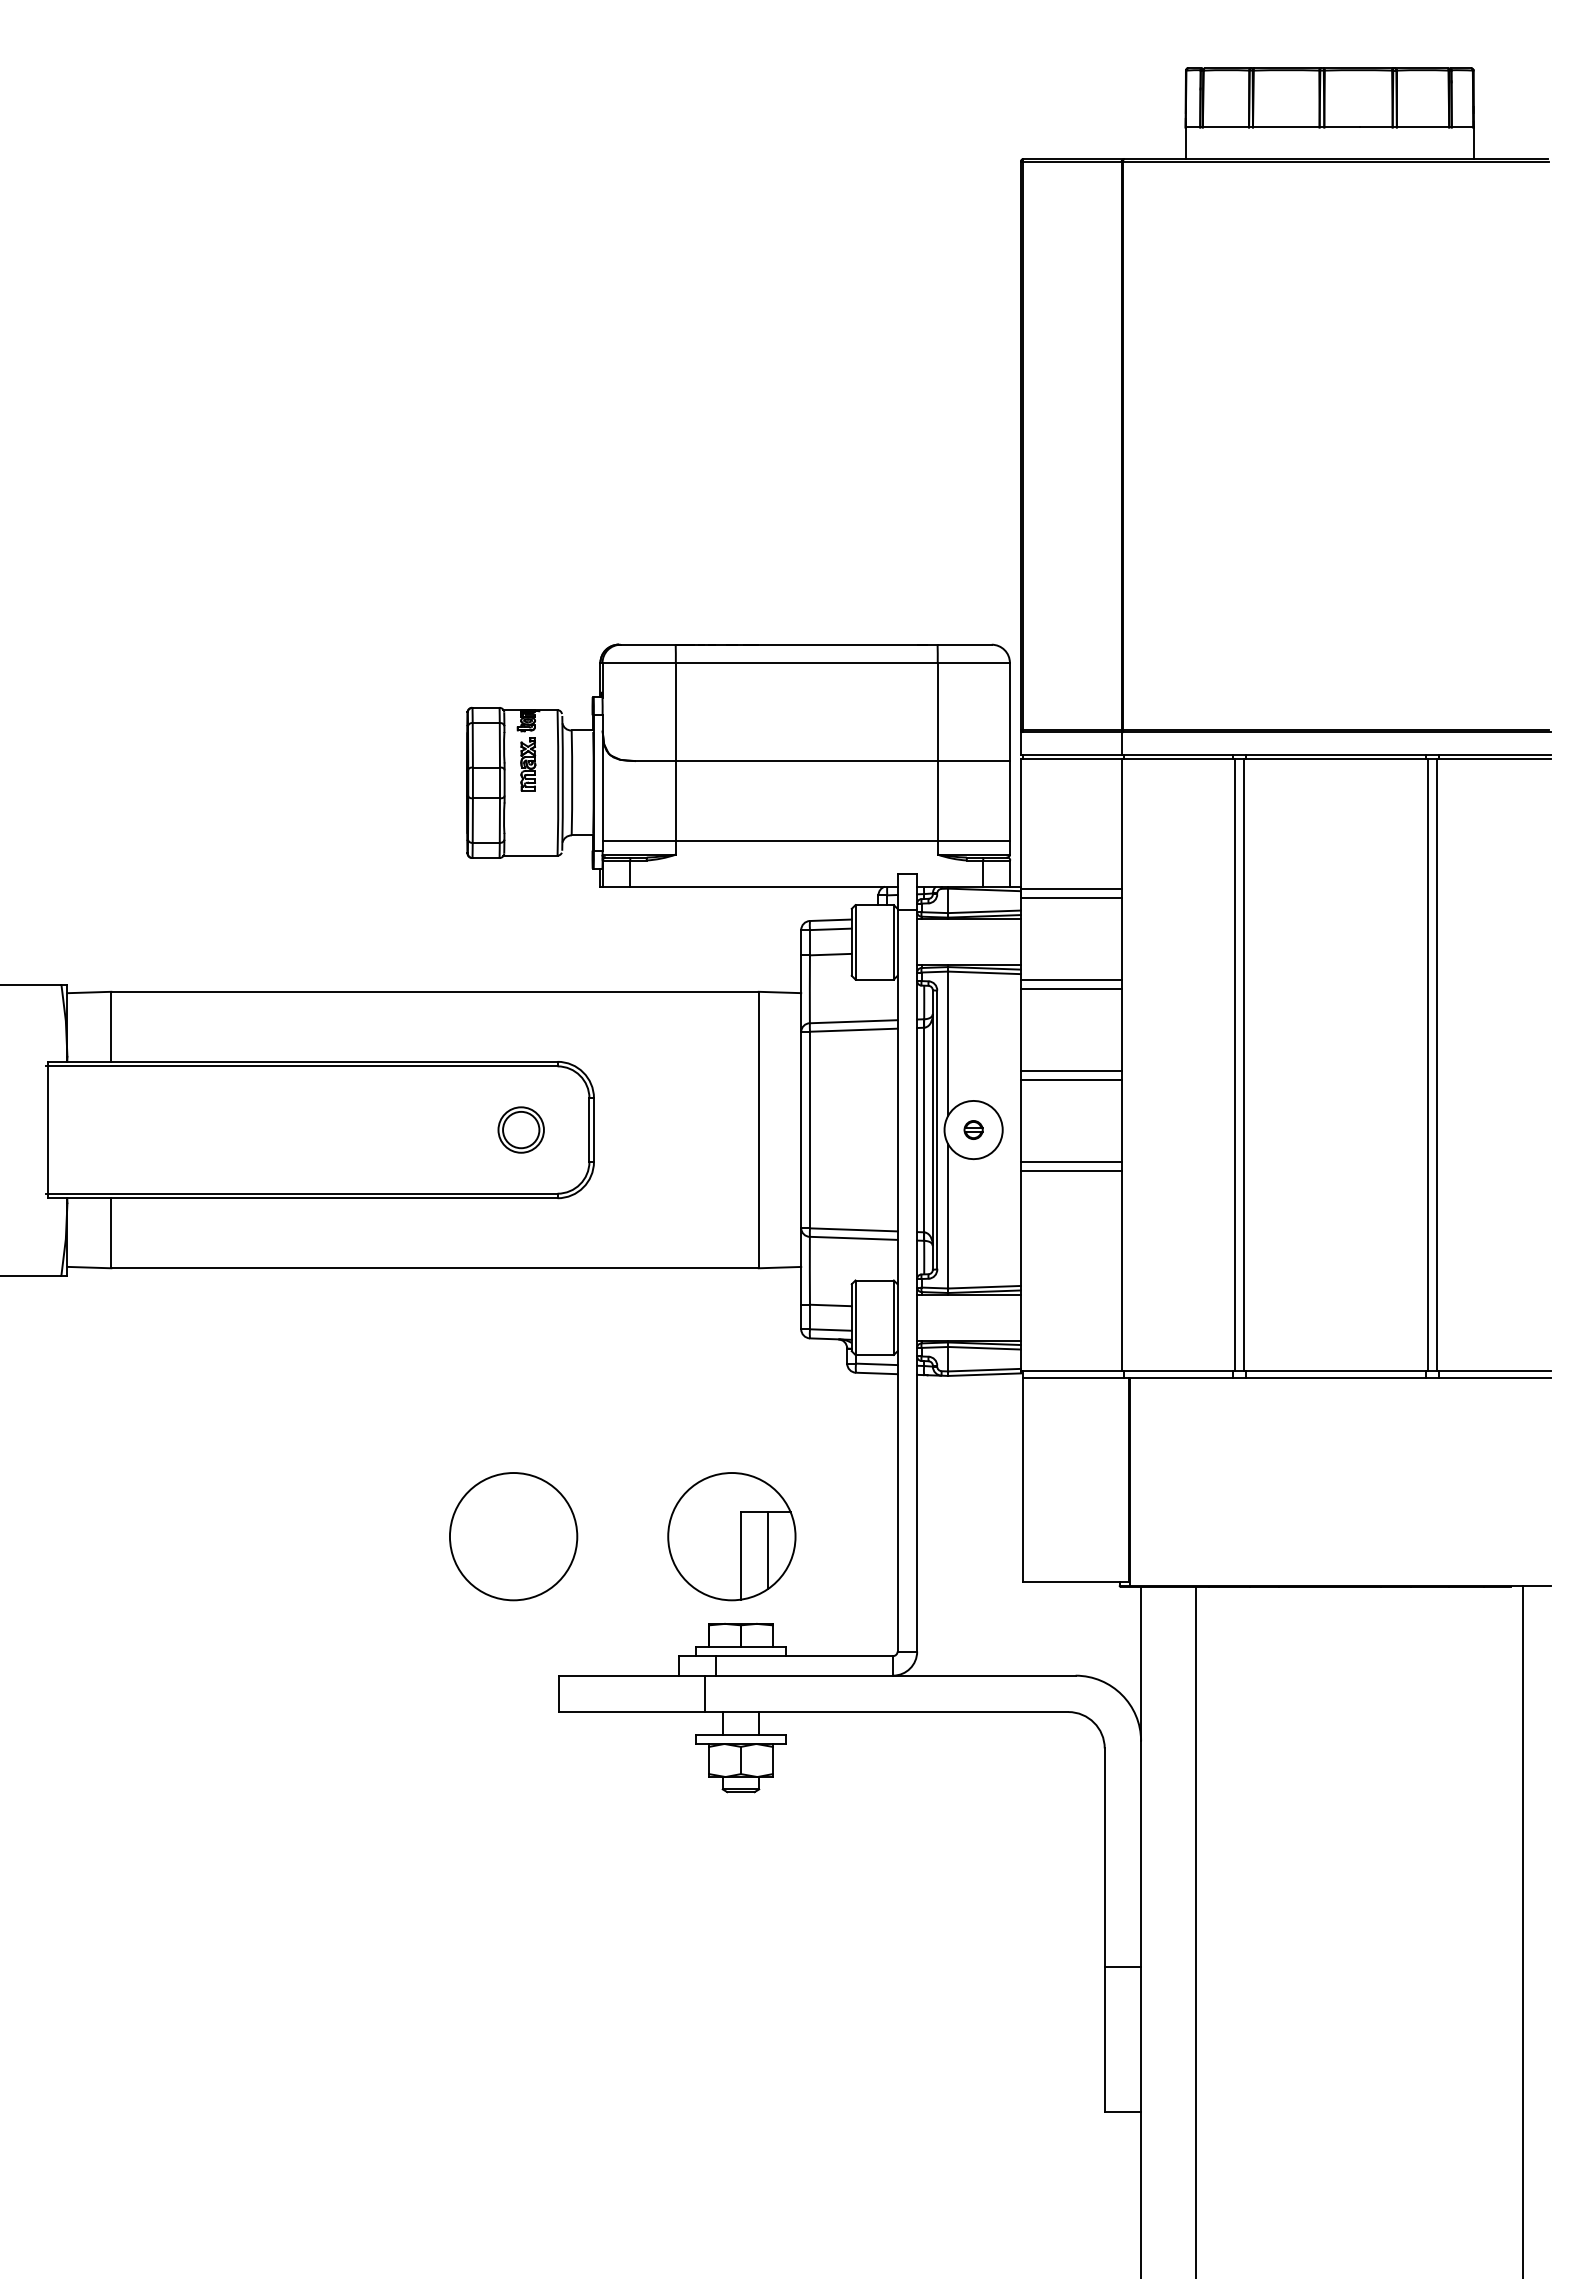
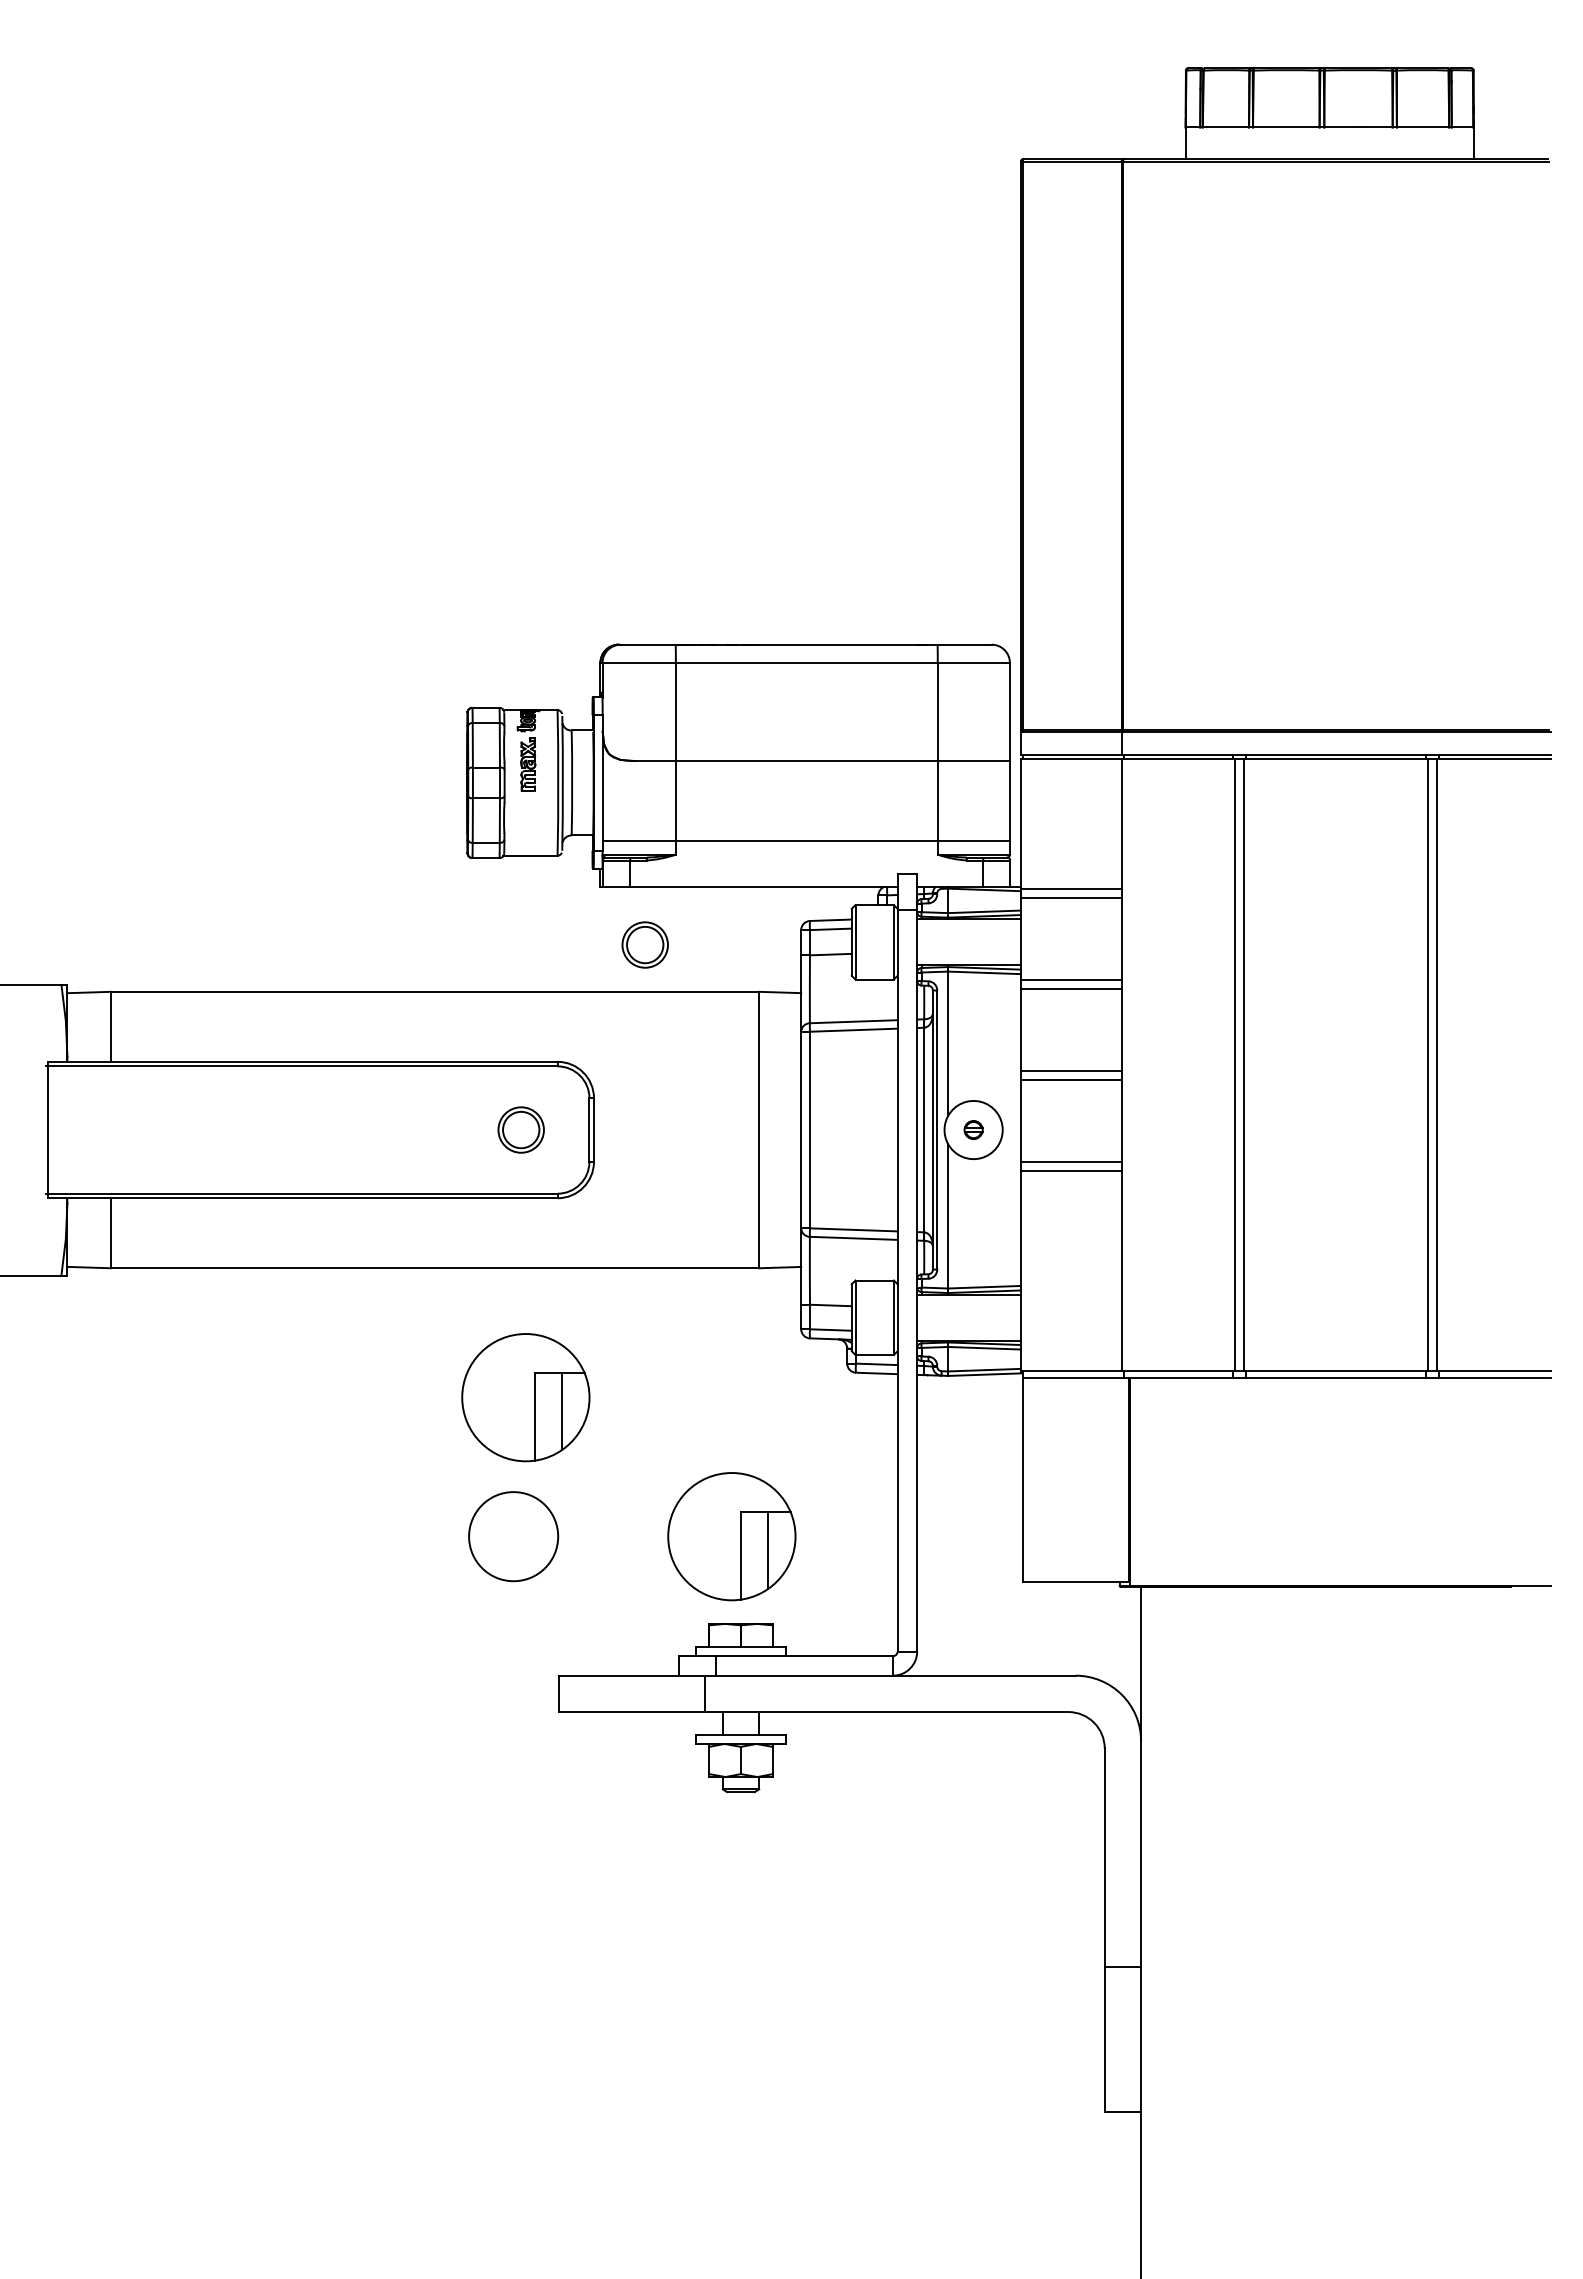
part: none -> present (644, 944)
part: none -> present (525, 1397)
circle diameter: 127 px -> 89 px (513, 1536)
line: present -> none (1195, 1930)
line: present -> none (1523, 1930)
